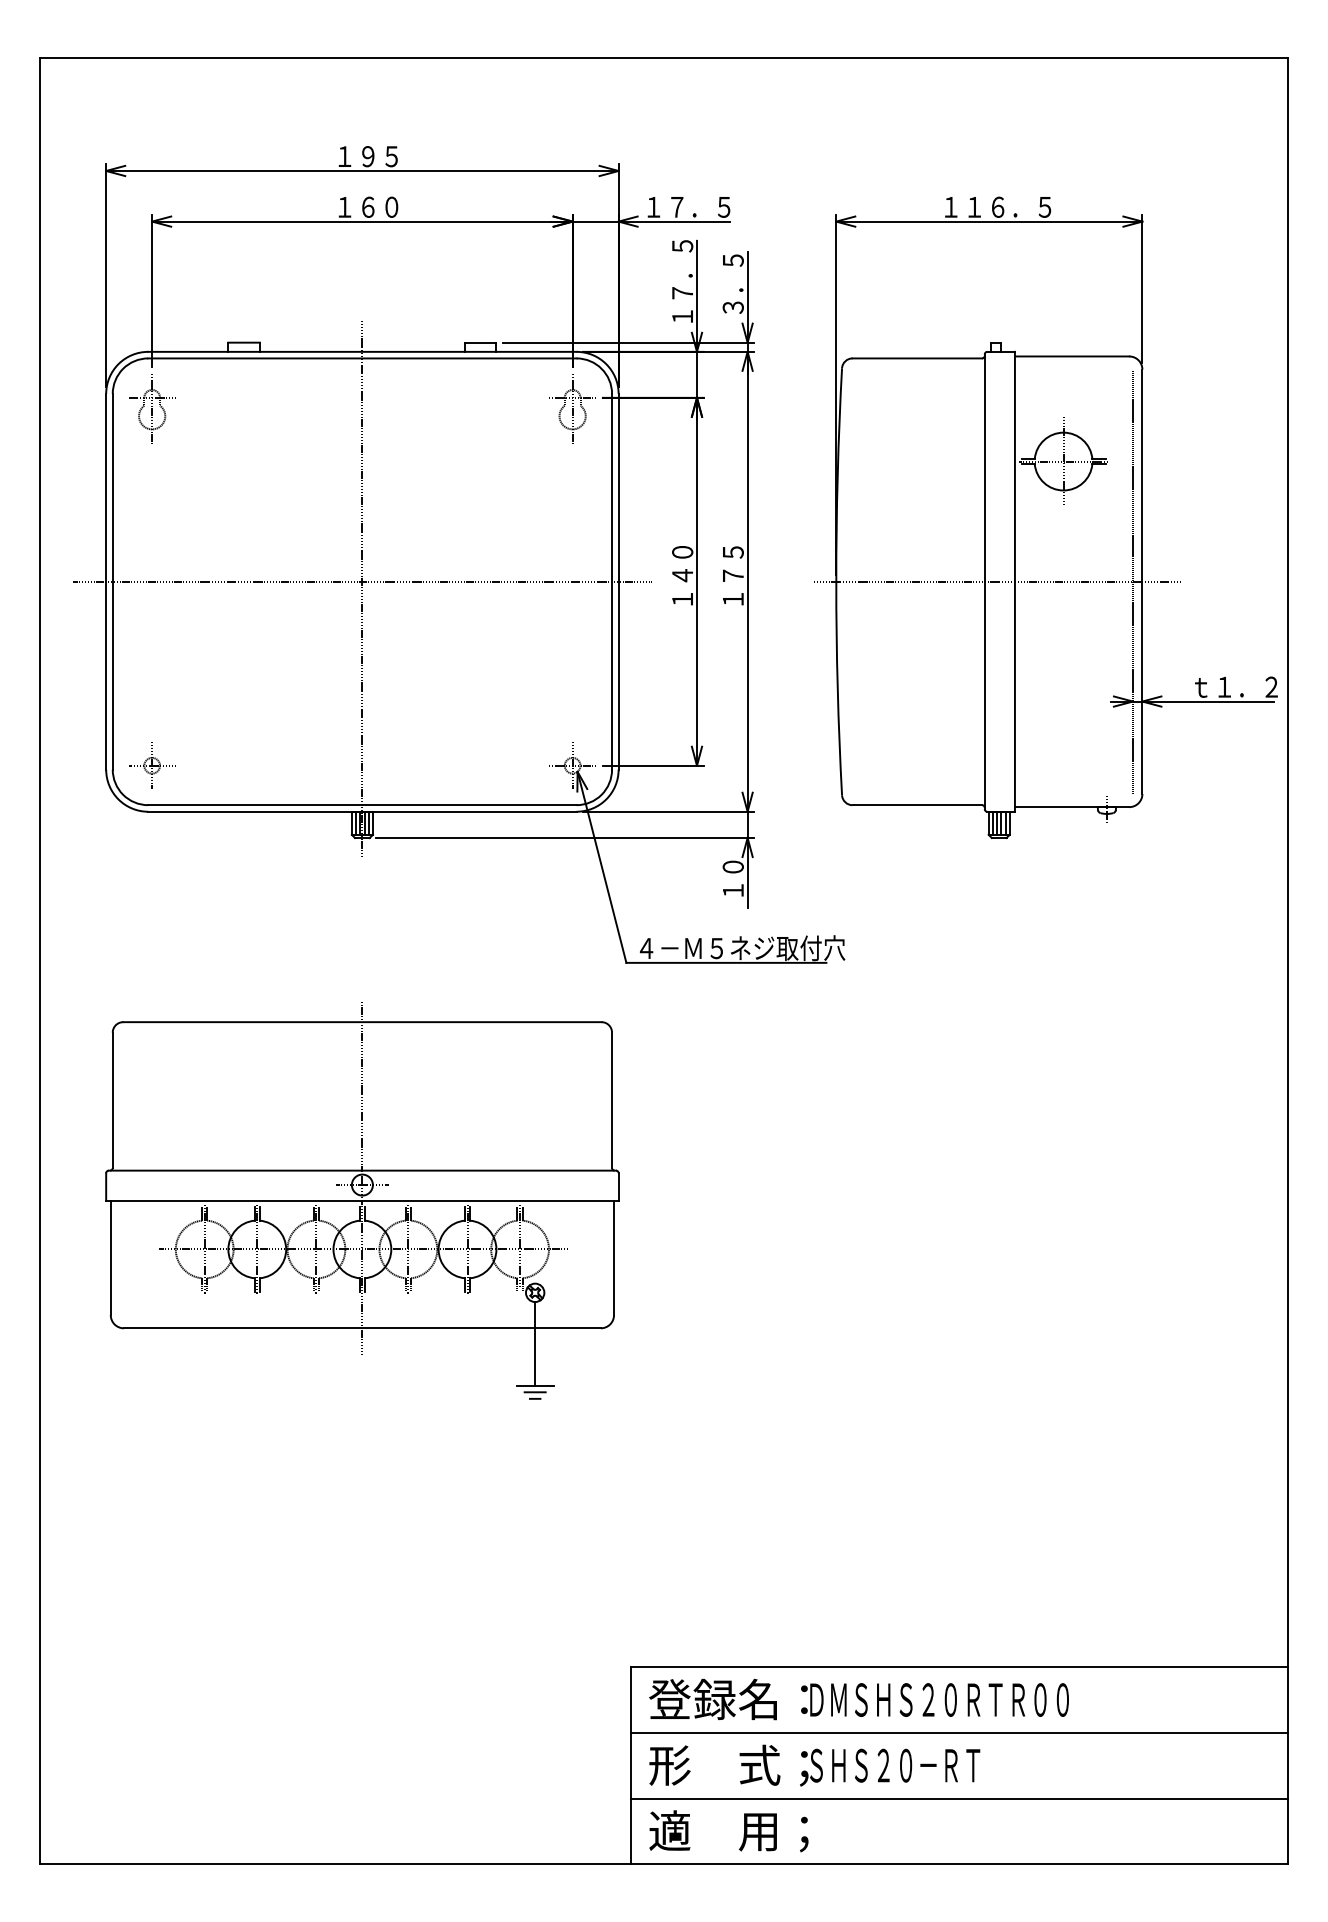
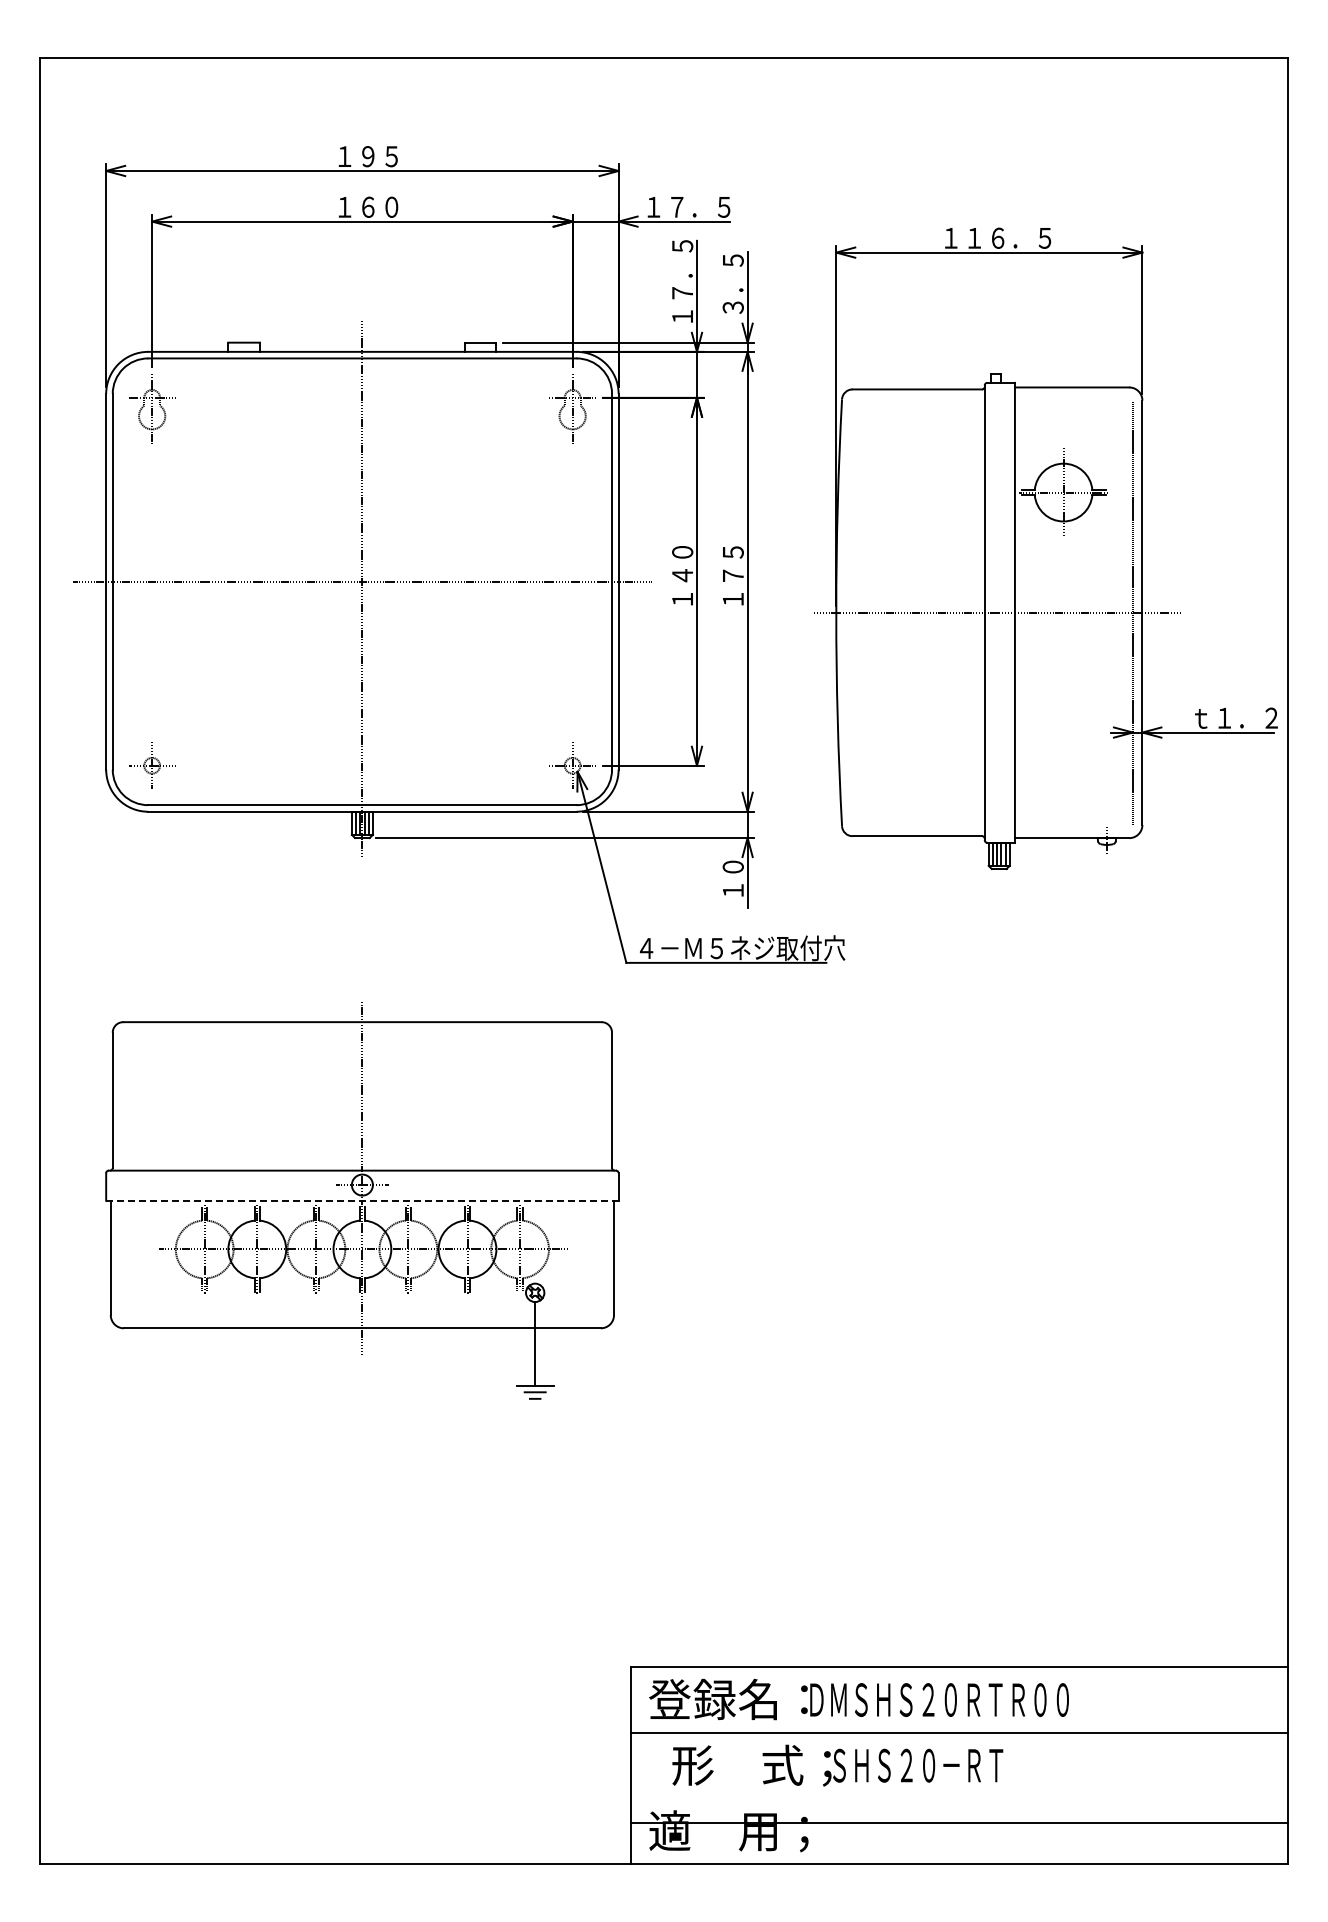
part position: (1045, 517) -> (1045, 548) (1045, 548)
line: solid -> dashed (362, 1200)
text position: (814, 1765) -> (837, 1765) (837, 1765)
line position: (959, 1798) -> (959, 1822) (959, 1822)
